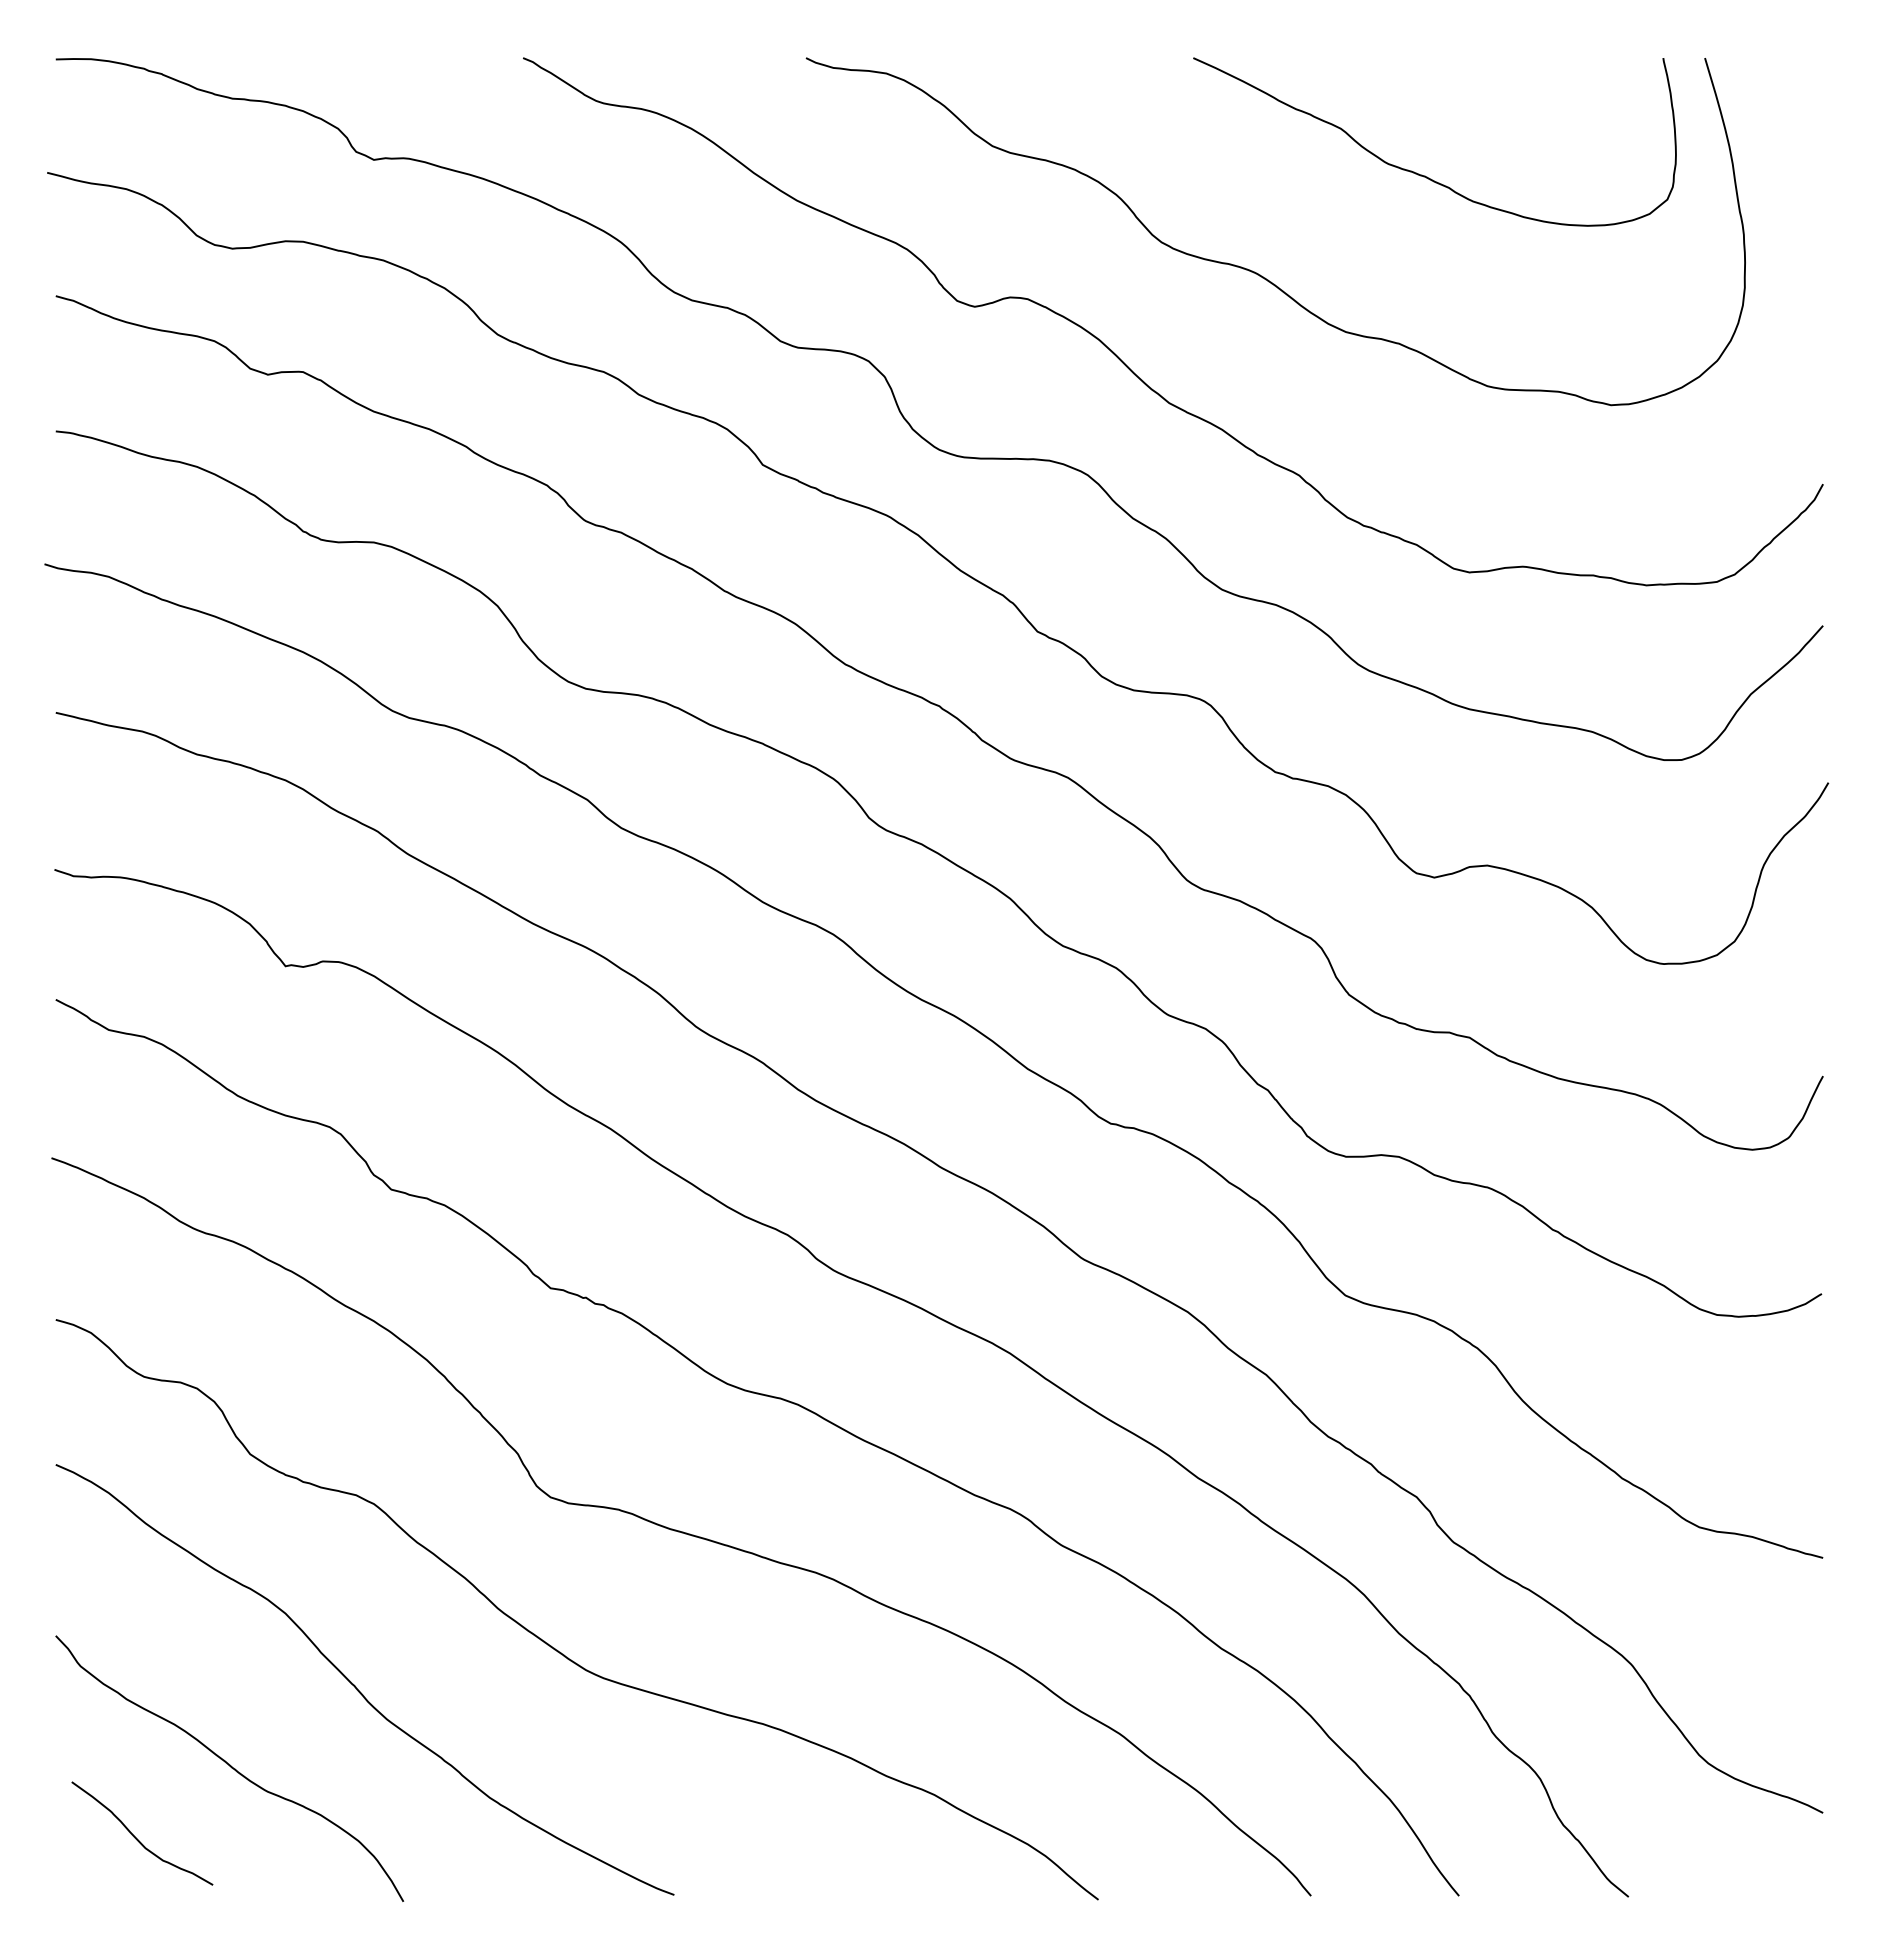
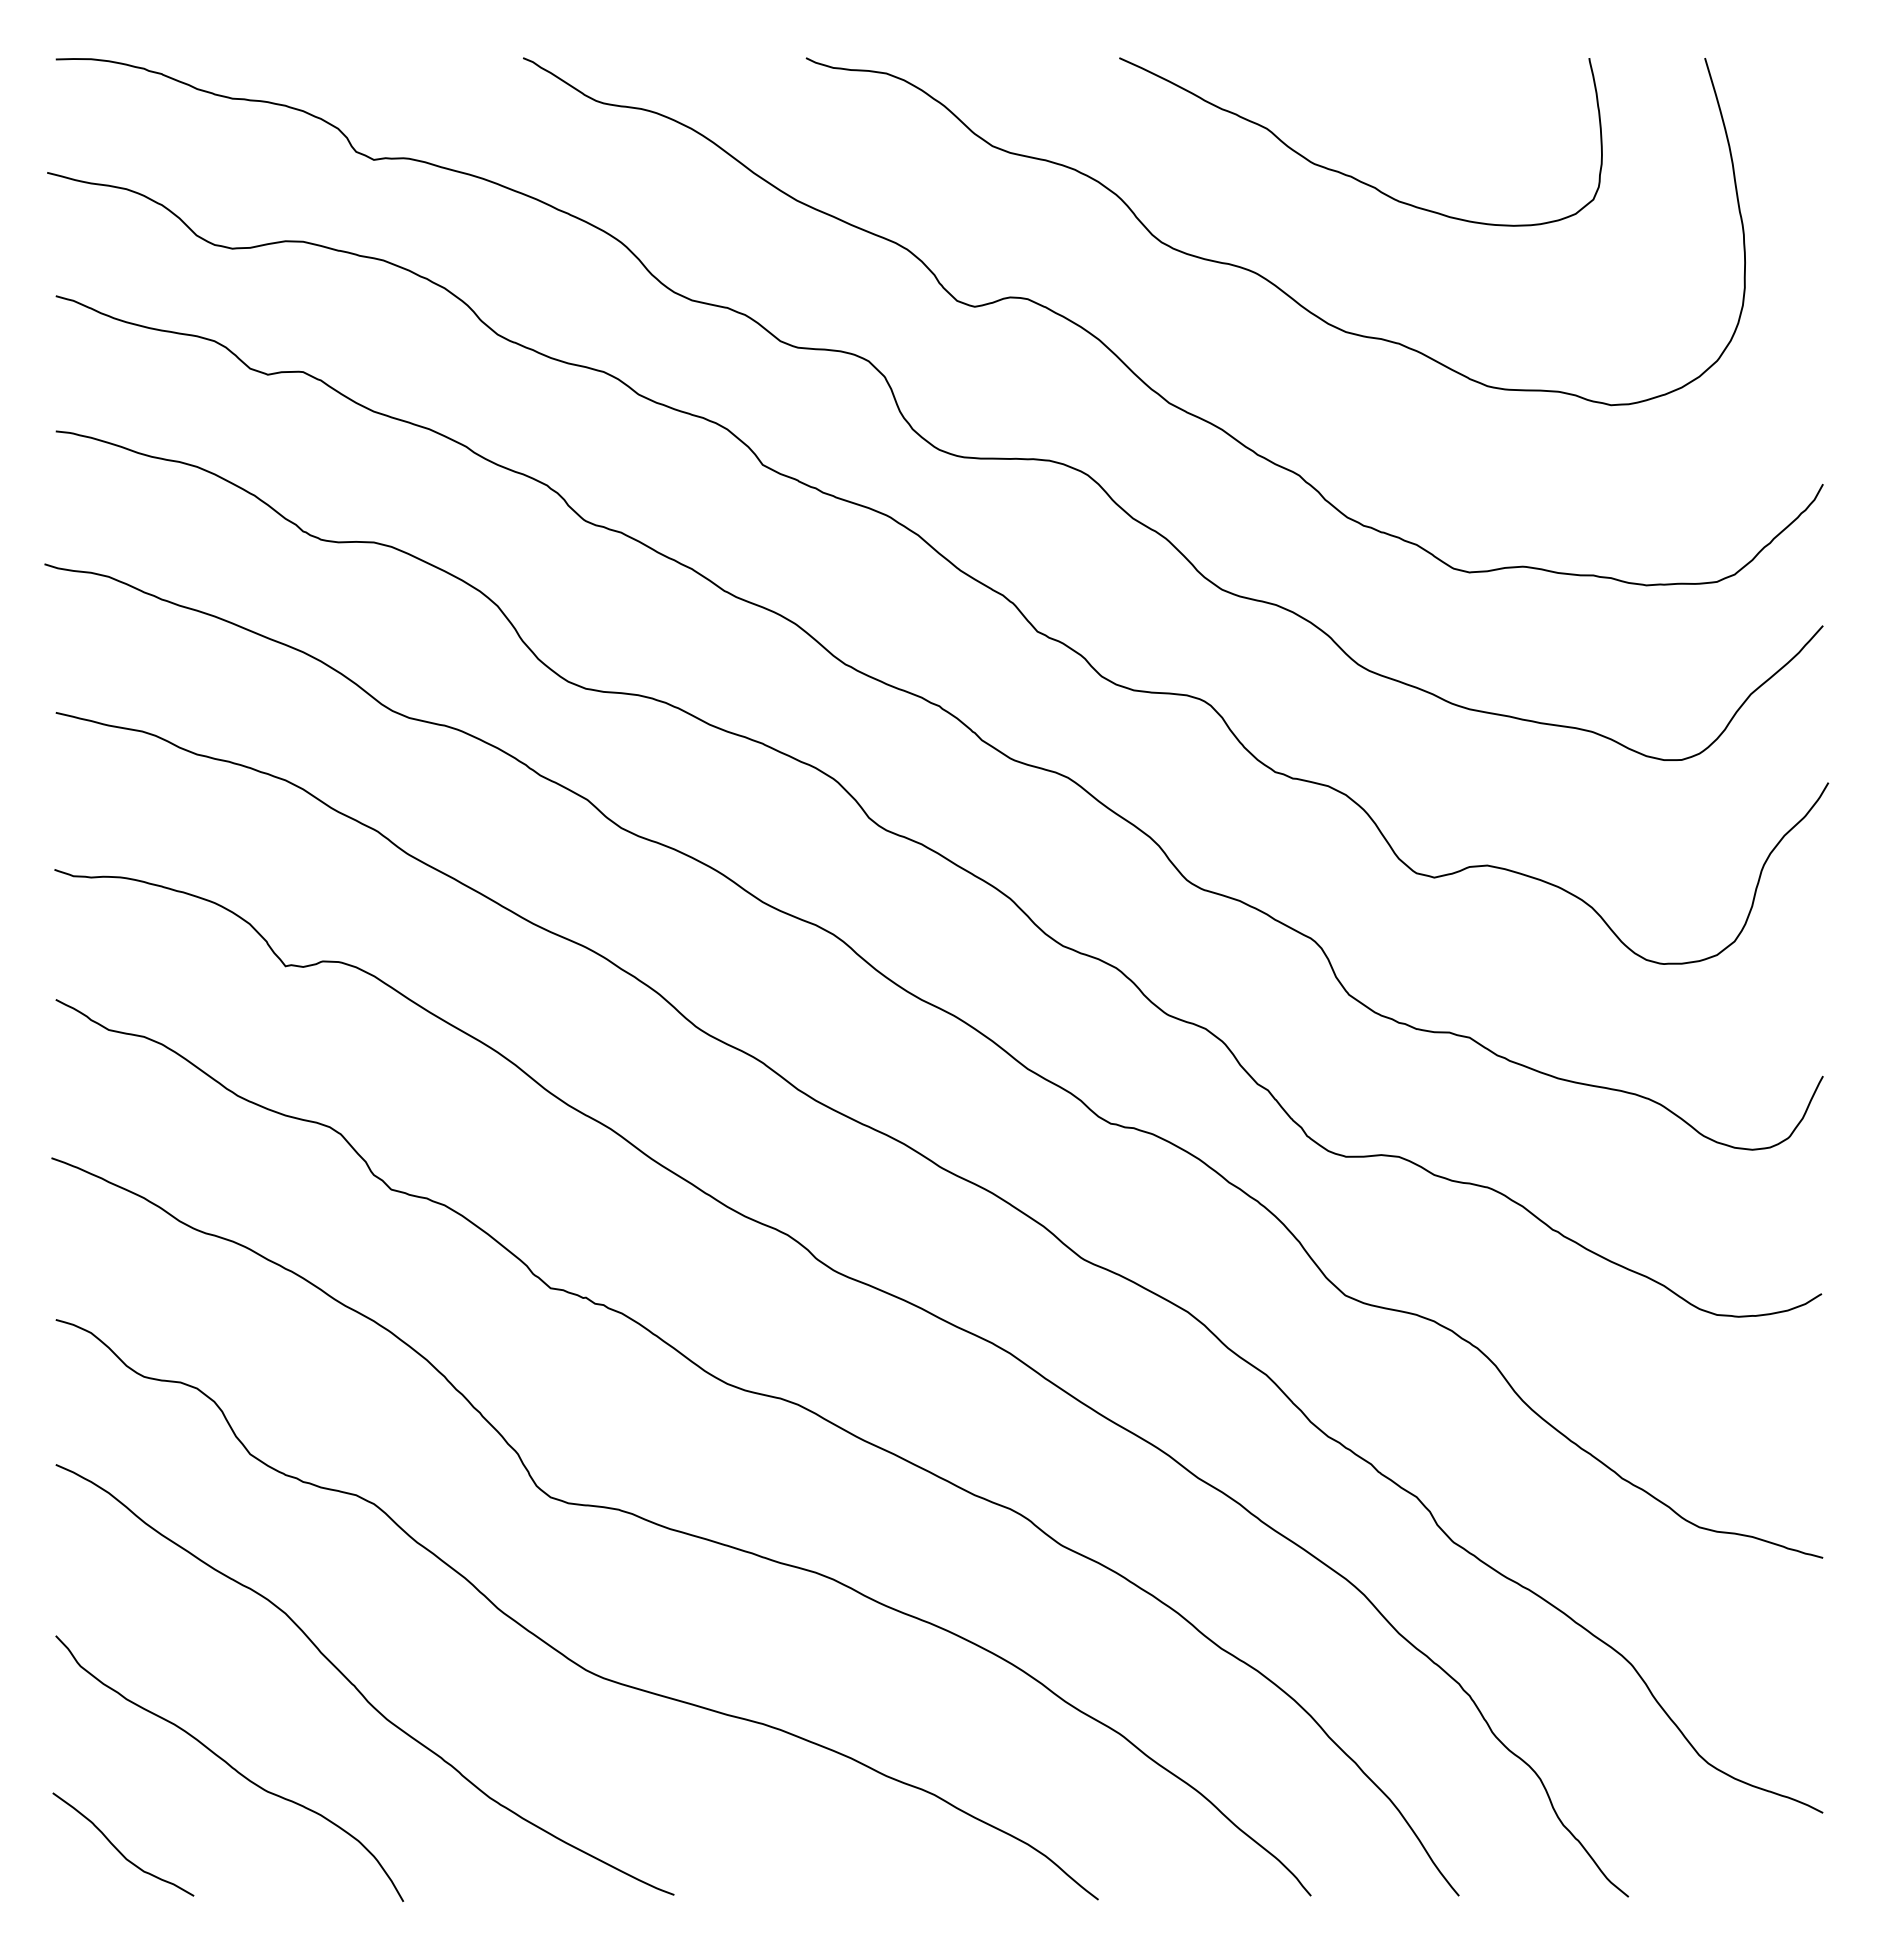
curve position: (1422, 174) -> (1348, 174) (1348, 174)
curve position: (137, 1838) -> (118, 1849) (118, 1849)
